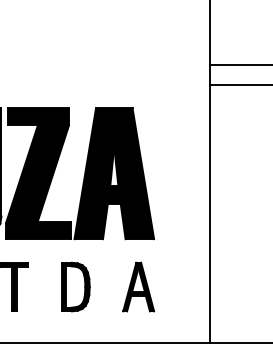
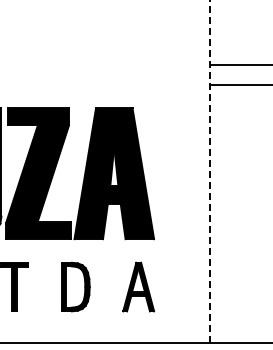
line: solid -> dashed (209, 171)
